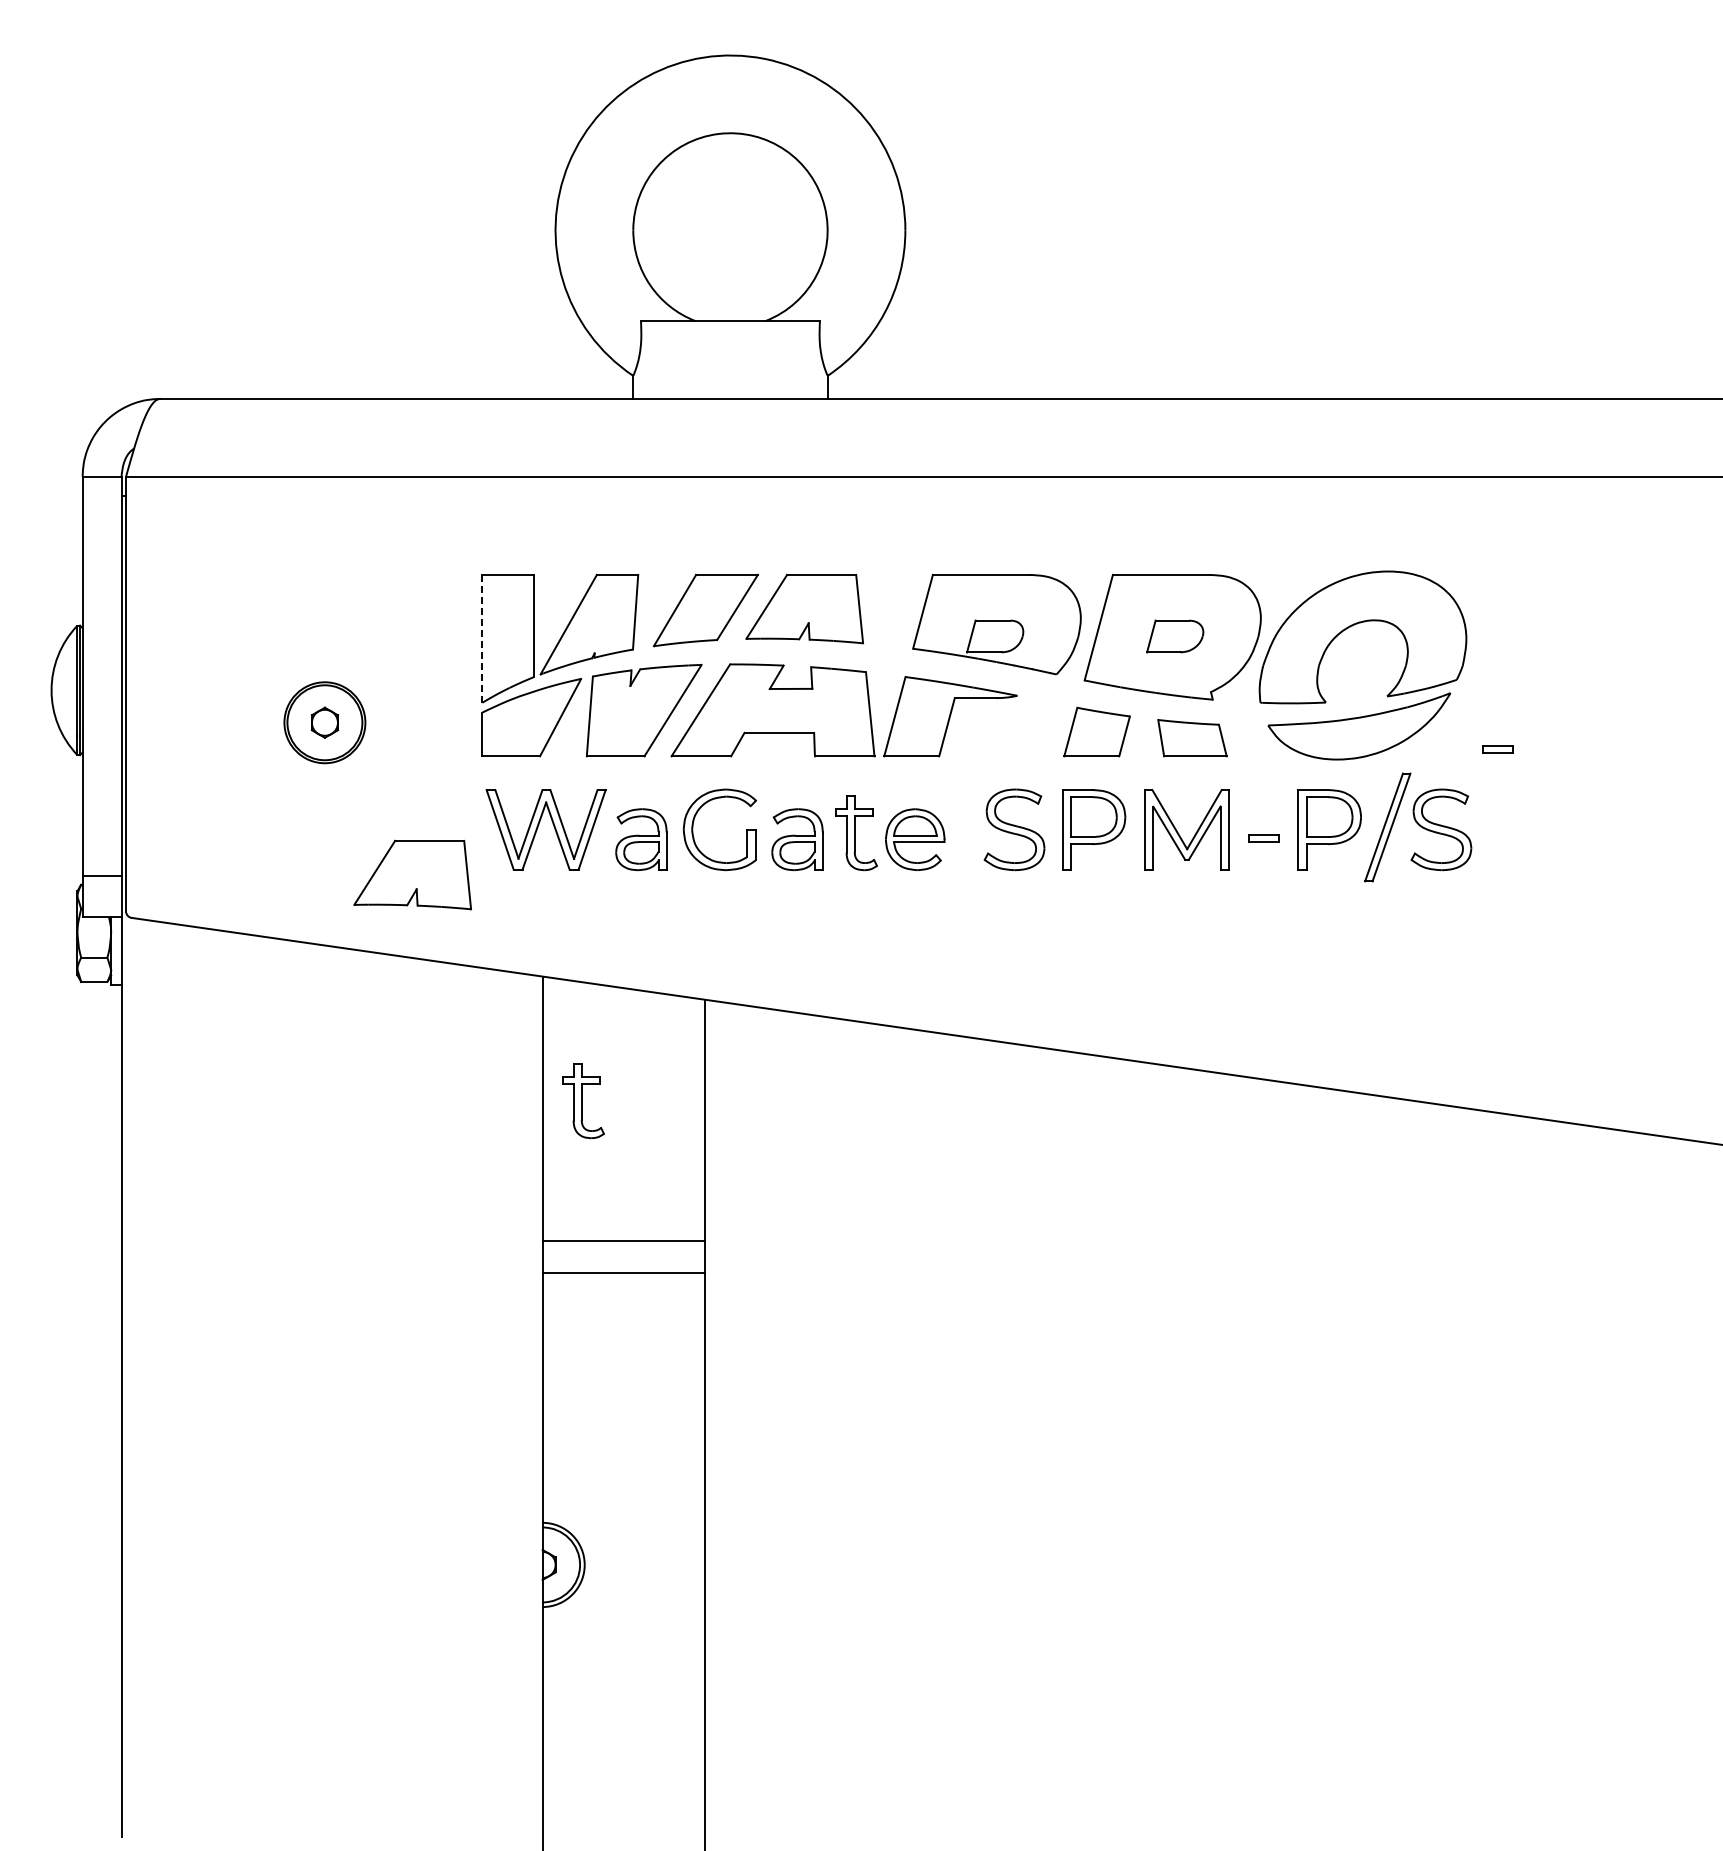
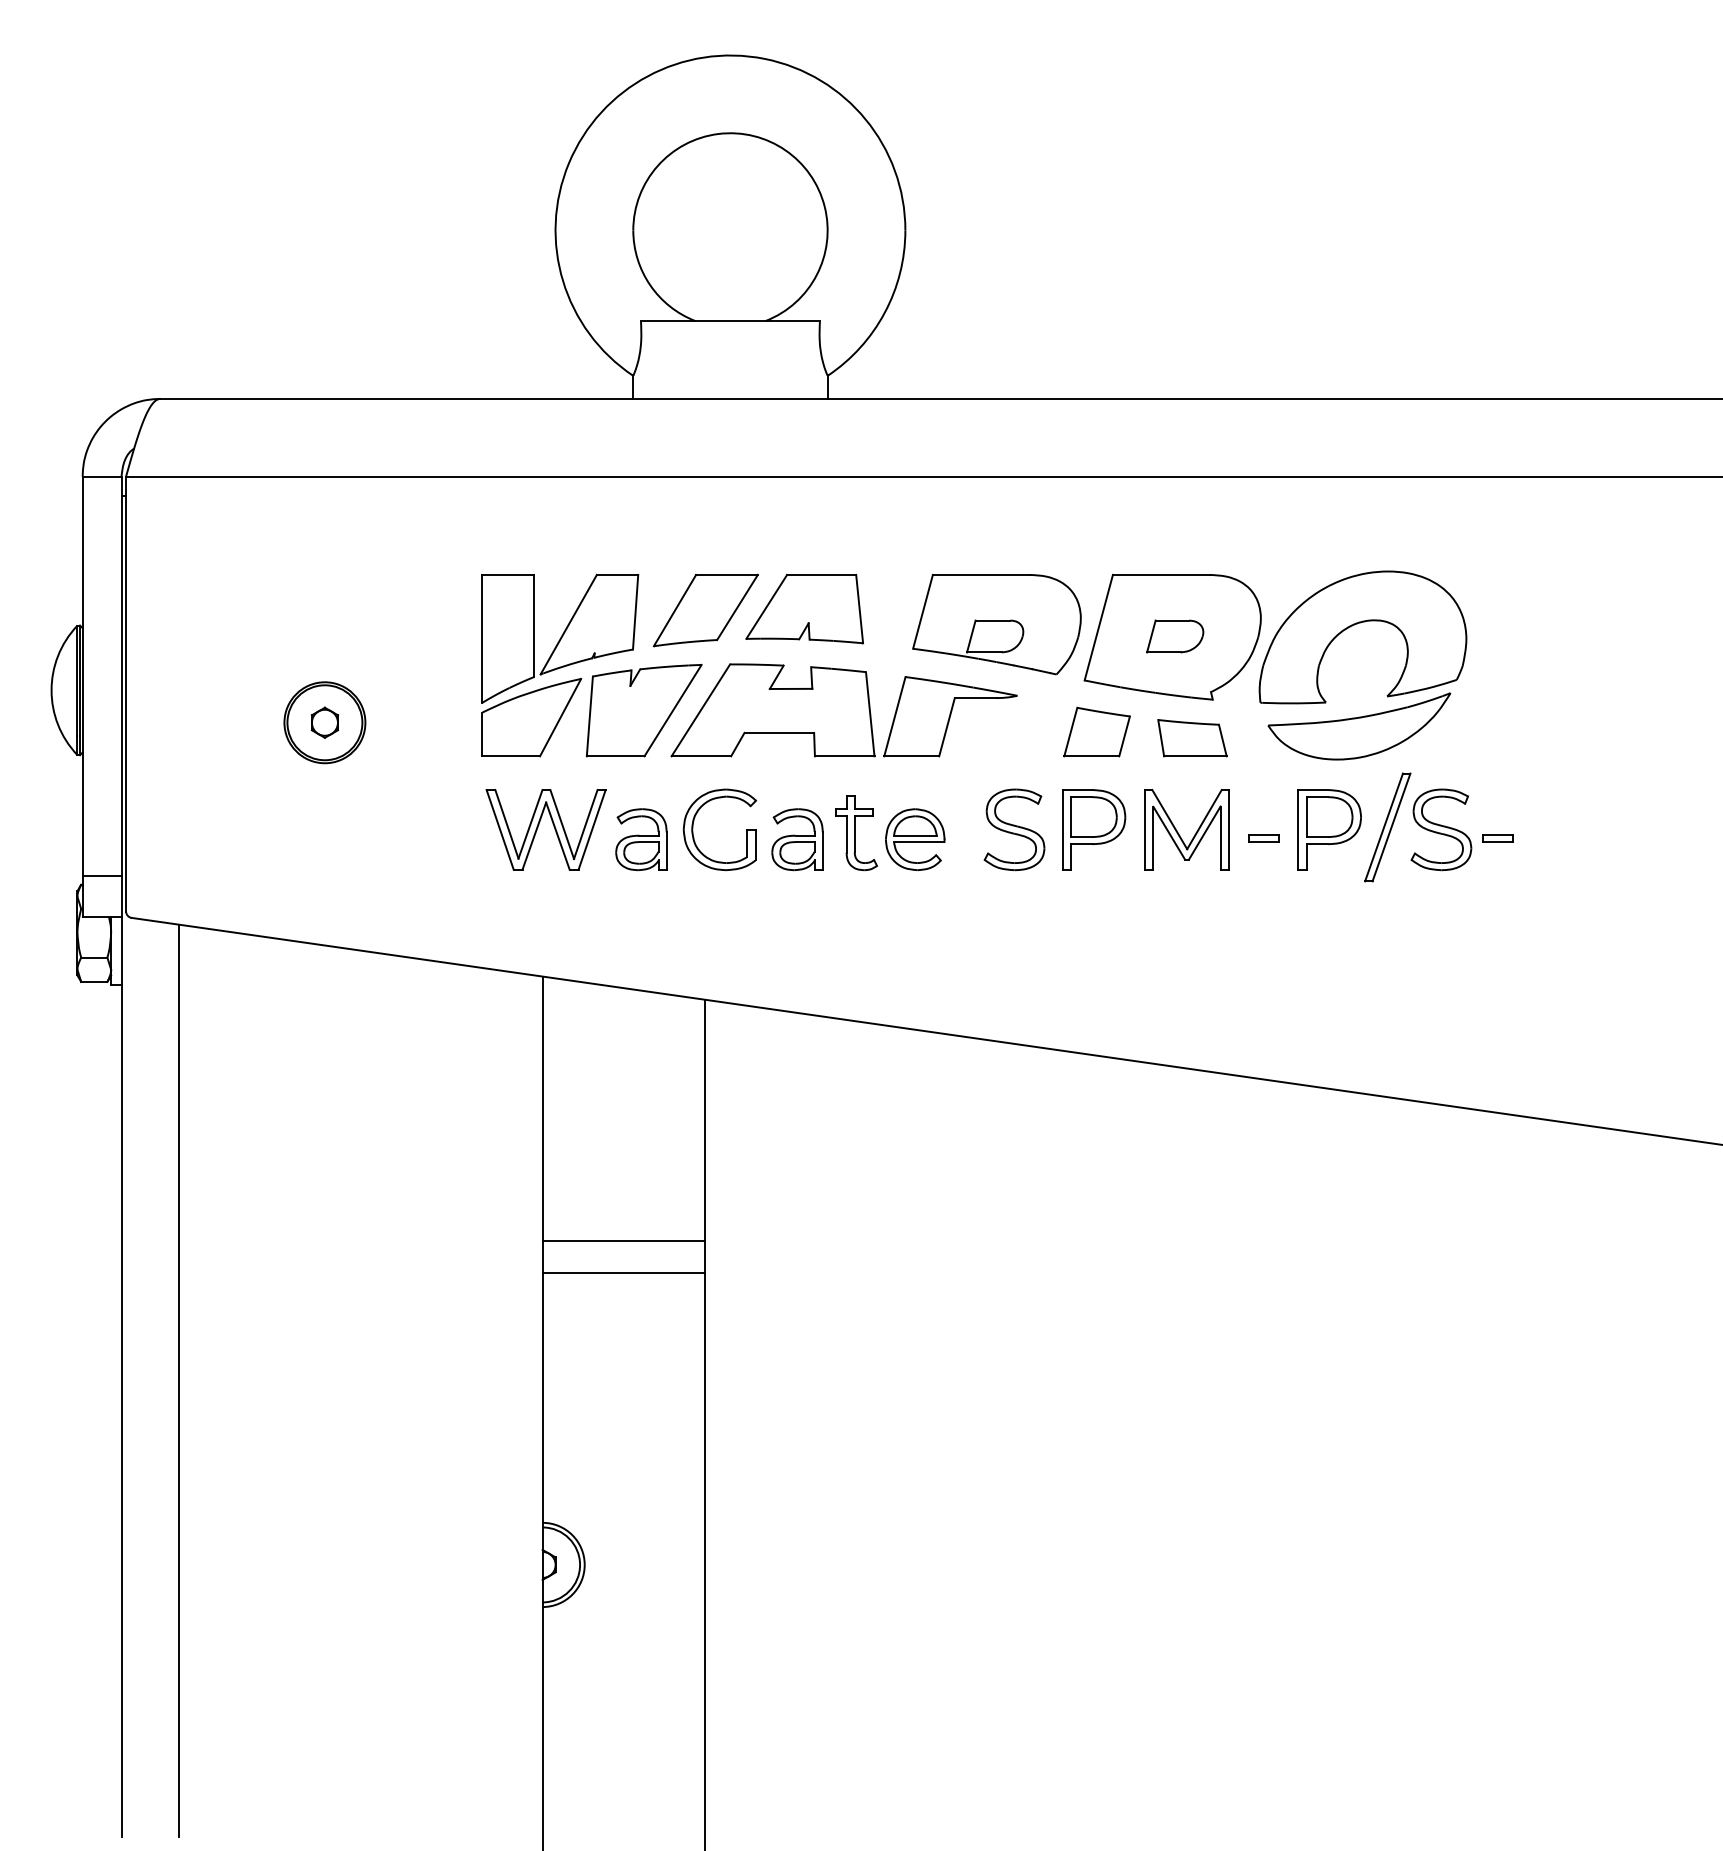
line: dashed -> solid (482, 638)
part position: (1497, 749) -> (1497, 838) (1497, 838)
part: present -> none (412, 875)
part: present -> none (583, 1101)
line: none -> present (178, 1380)
